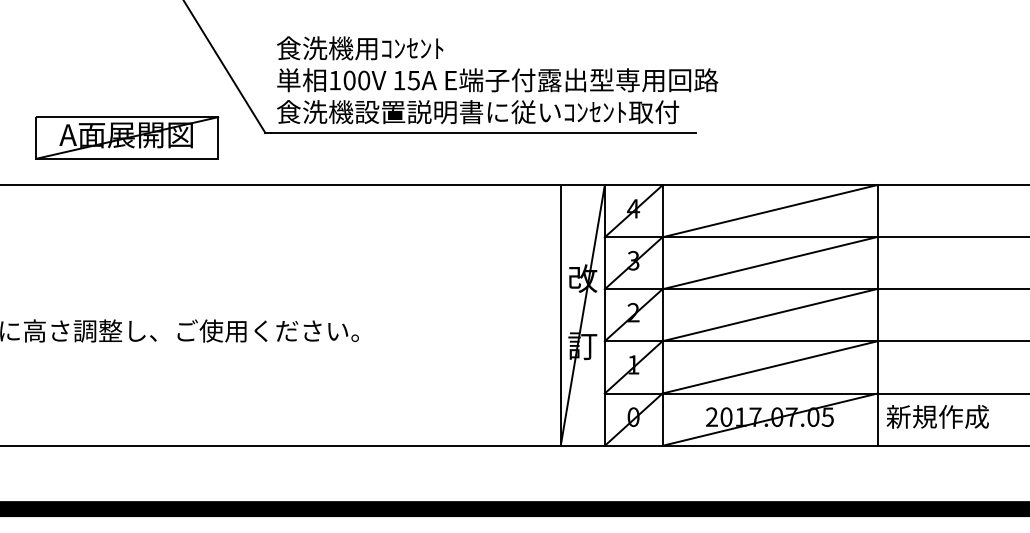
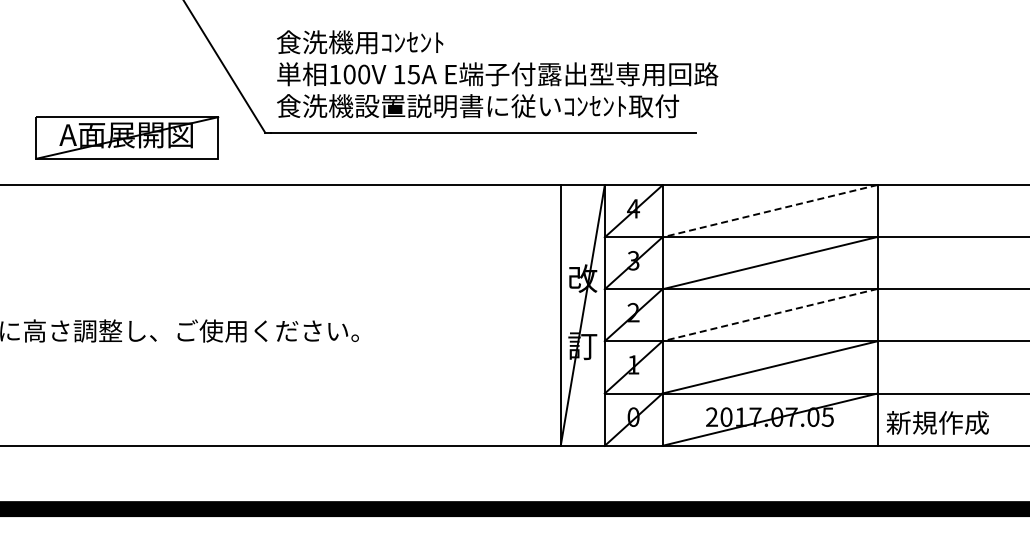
text position: (497, 80) -> (497, 74) (497, 74)
line: solid -> dashed (770, 211)
line: solid -> dashed (770, 315)
text position: (937, 416) -> (937, 422) (937, 422)
